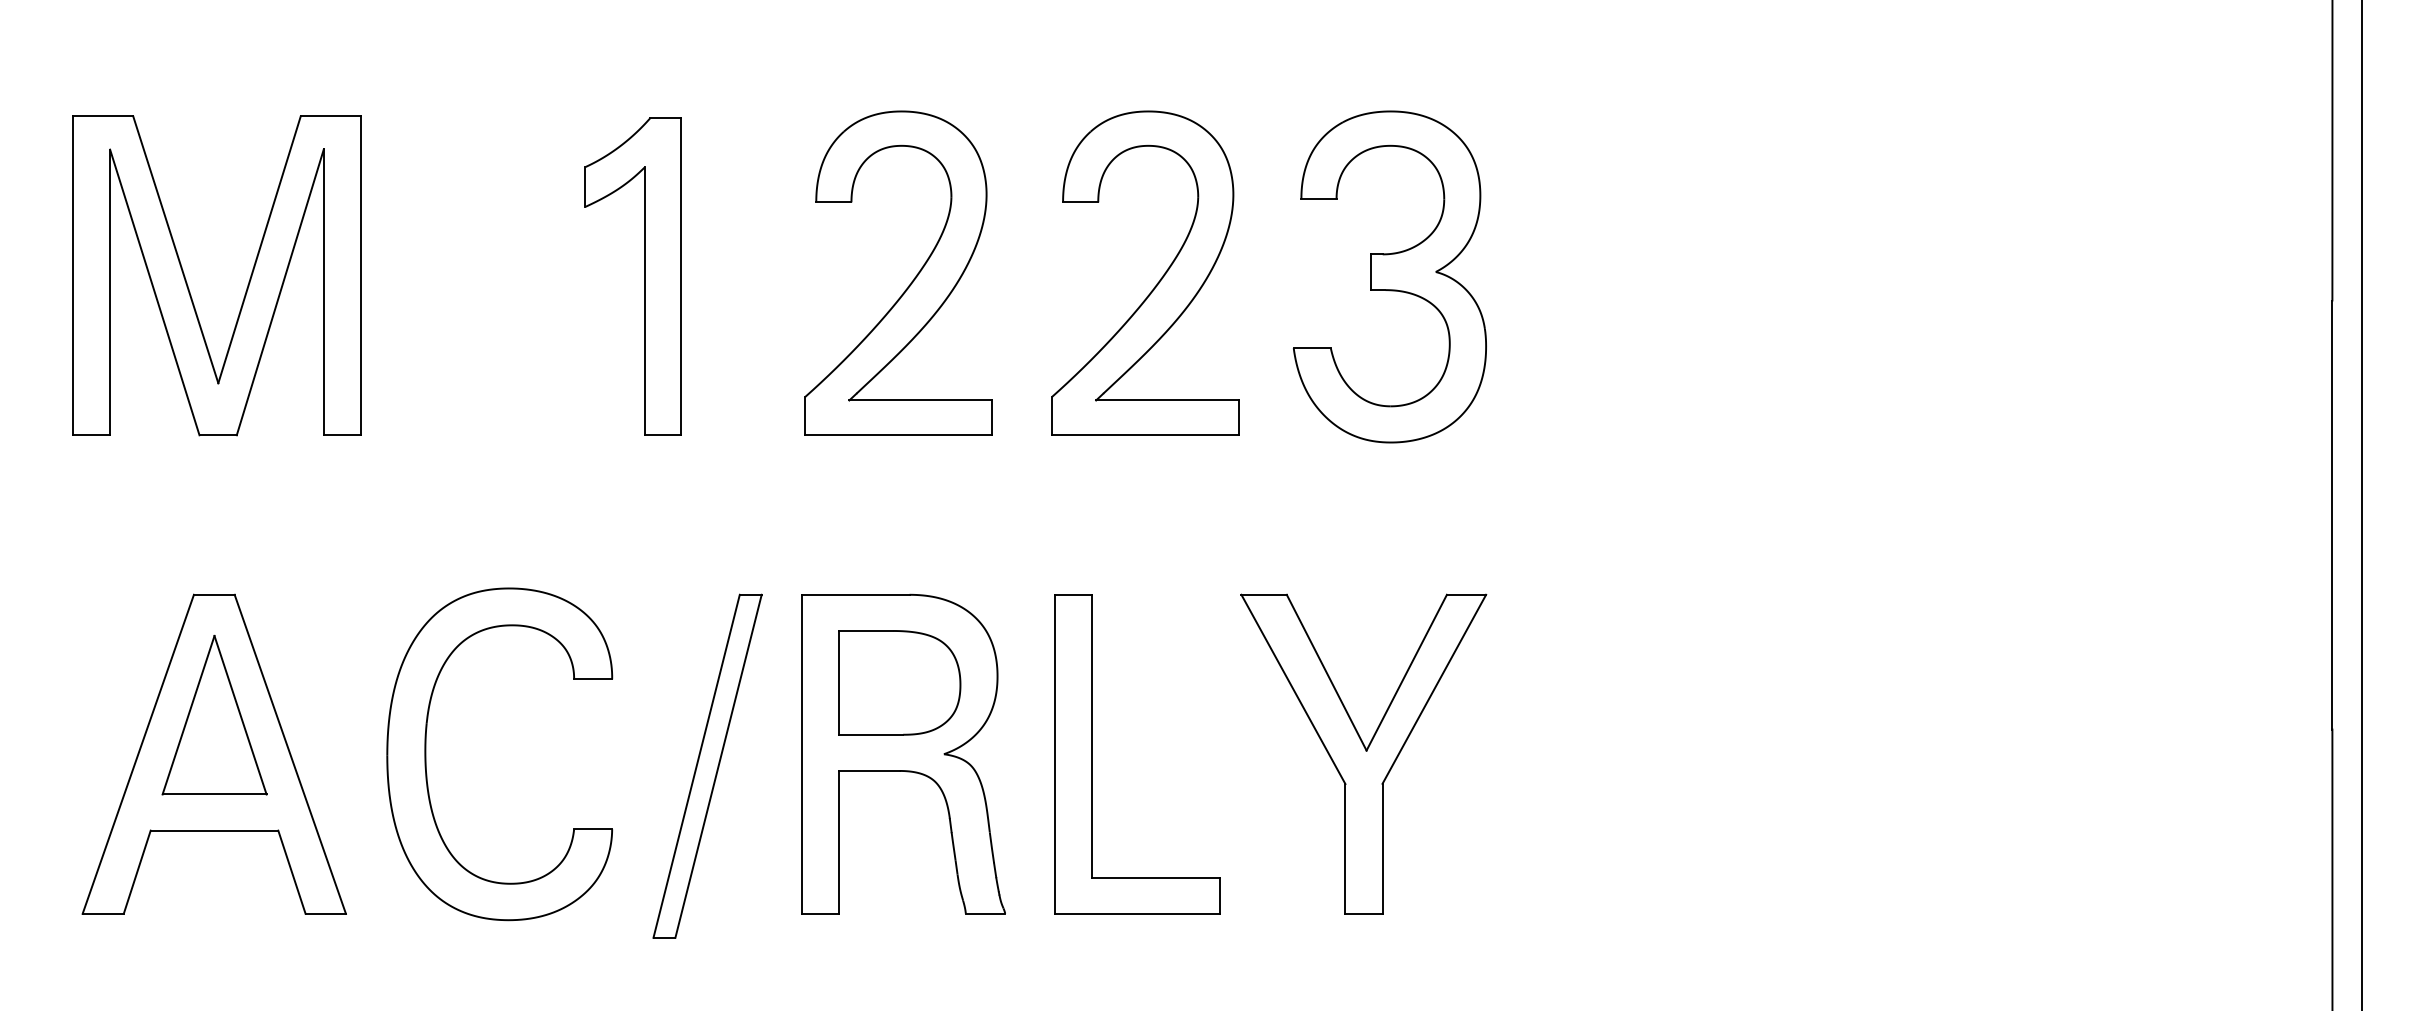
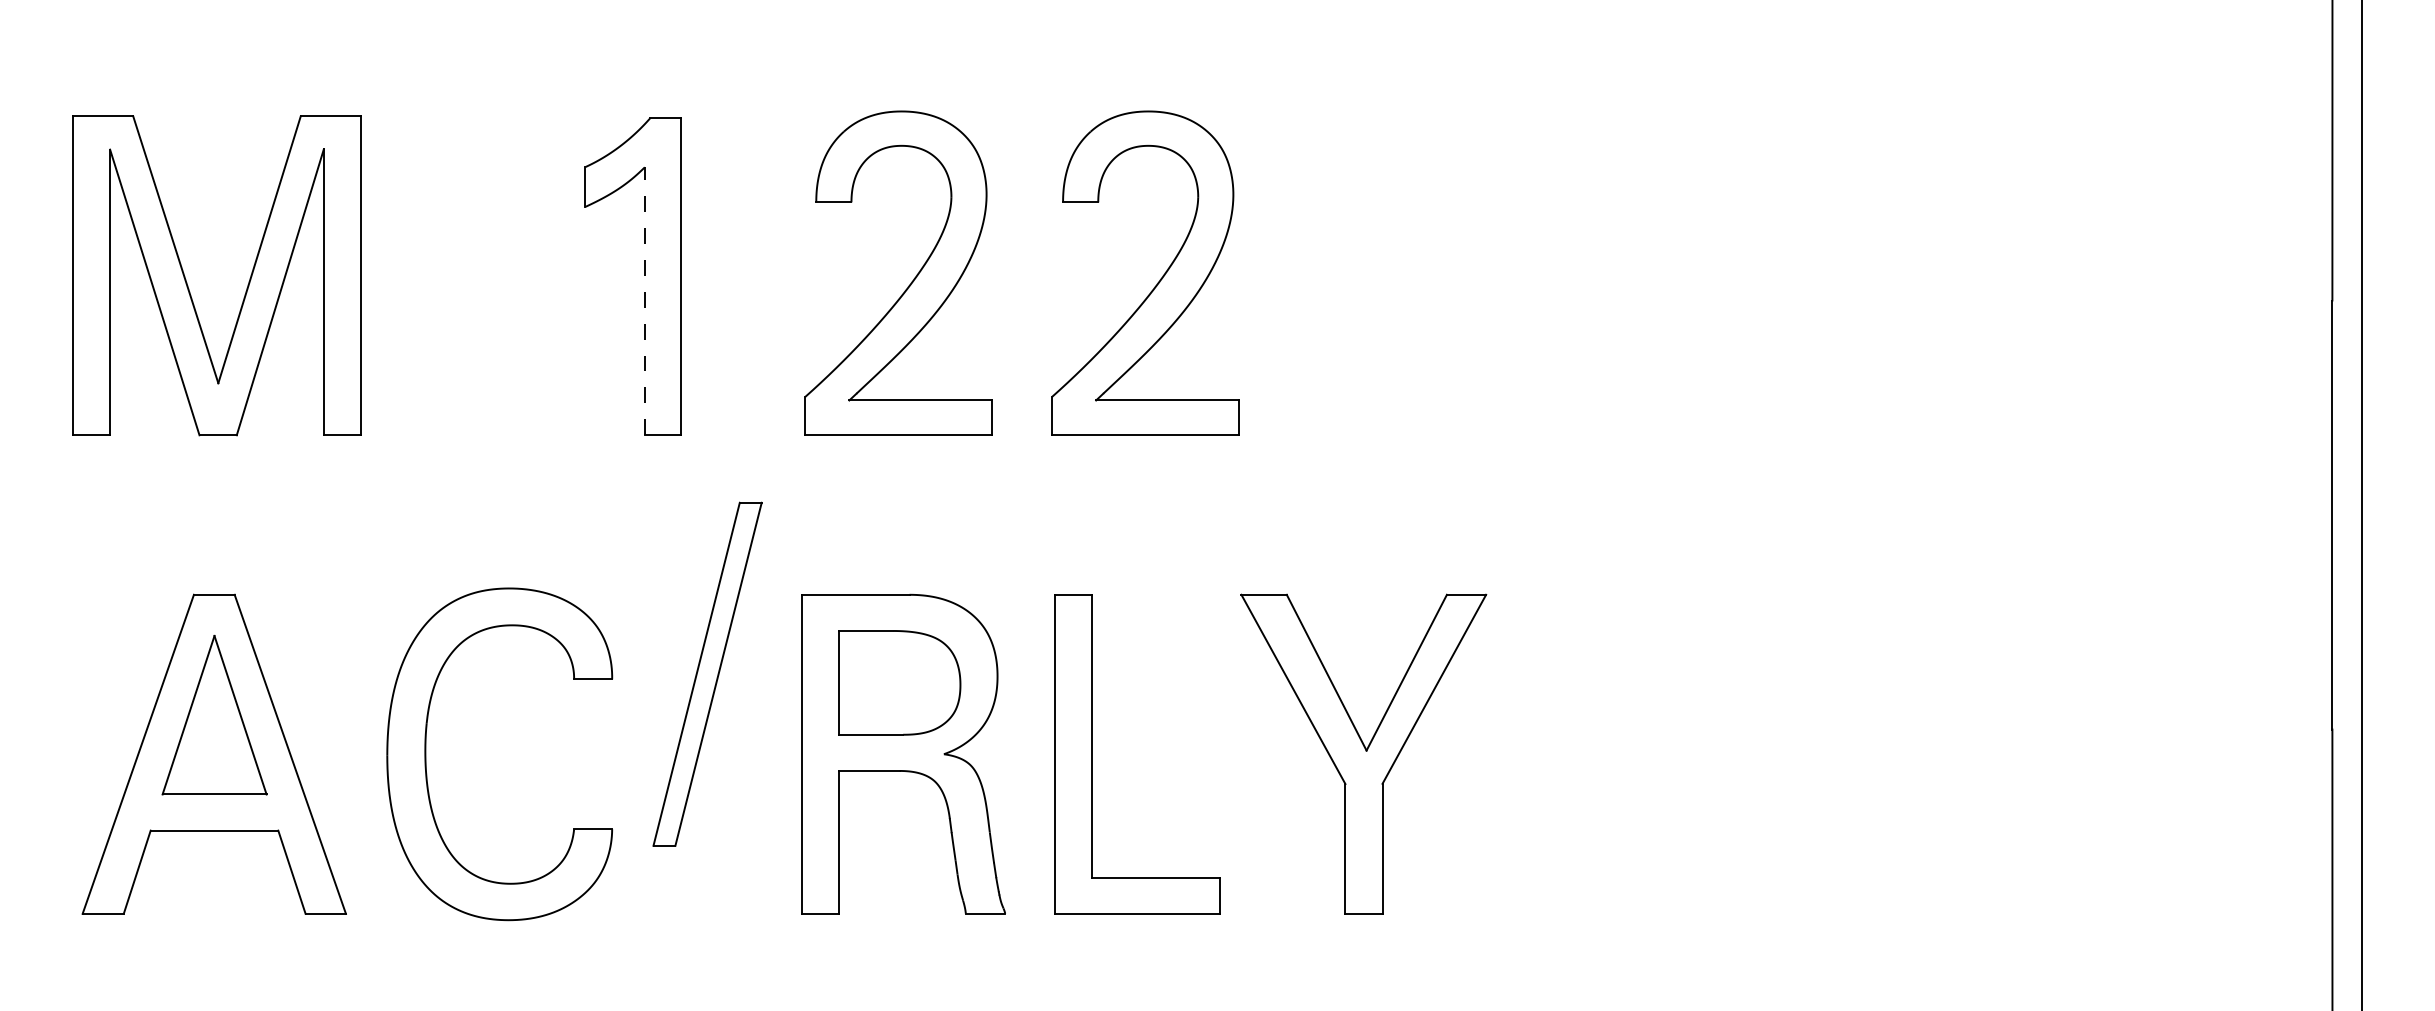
part: present -> none (1389, 276)
line: solid -> dashed (644, 301)
part position: (707, 765) -> (707, 673) (707, 673)
